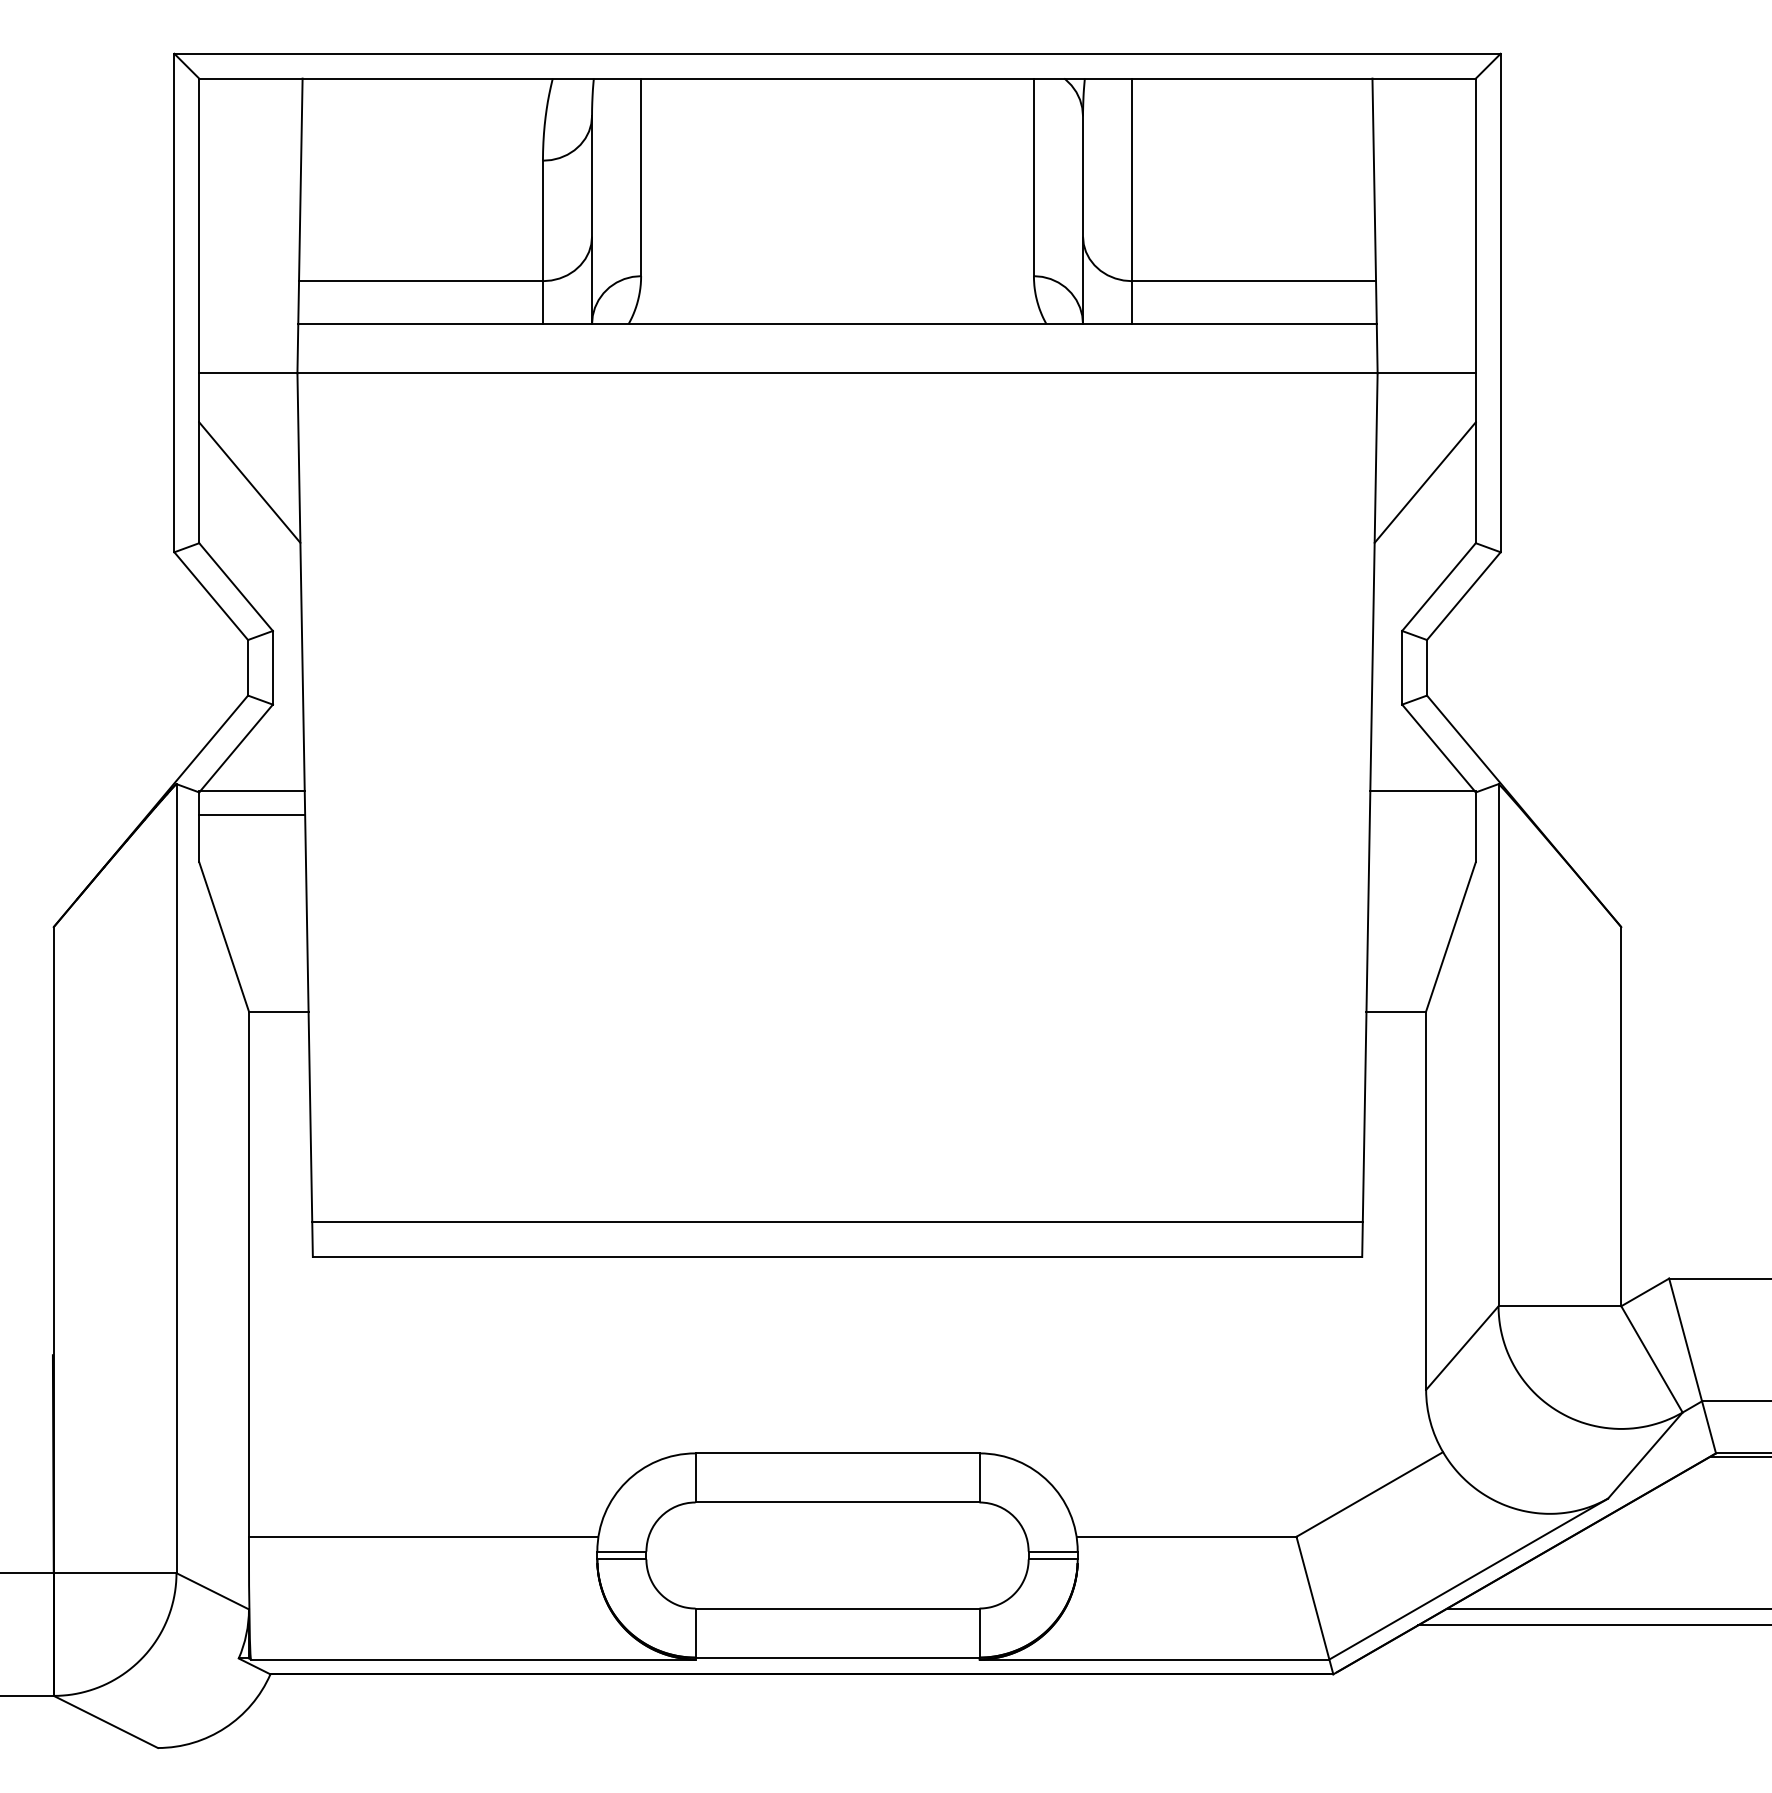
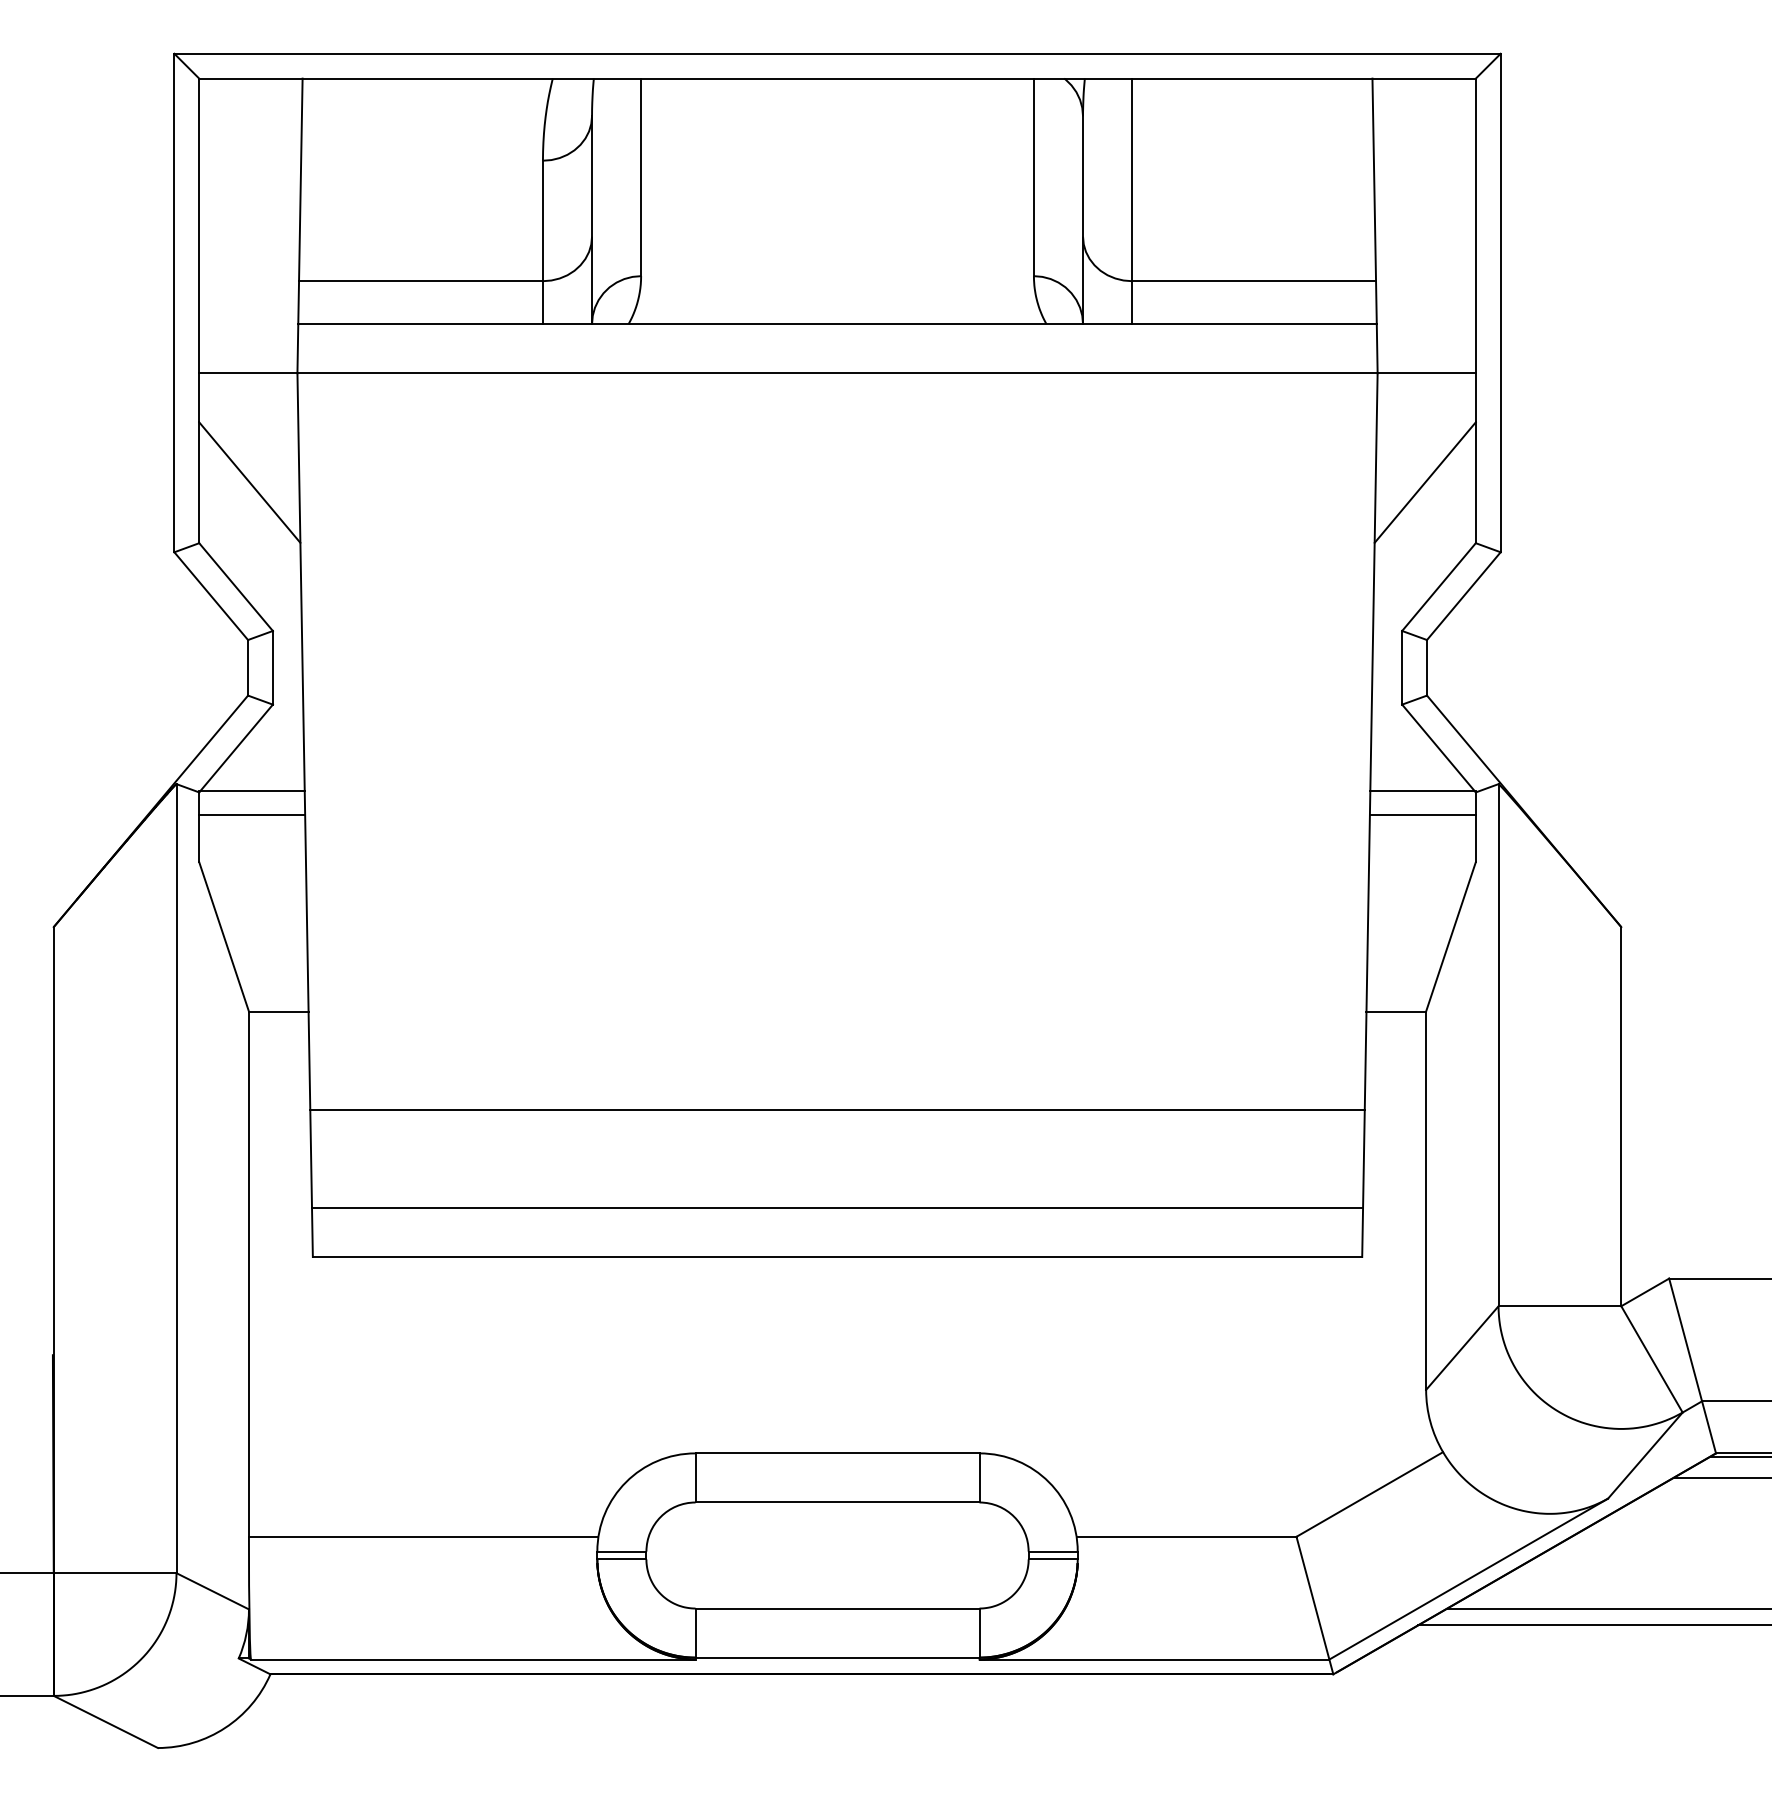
line: none -> present (1422, 815)
line: none -> present (837, 1110)
line position: (837, 1221) -> (837, 1207) (837, 1207)
line: none -> present (1720, 1477)
